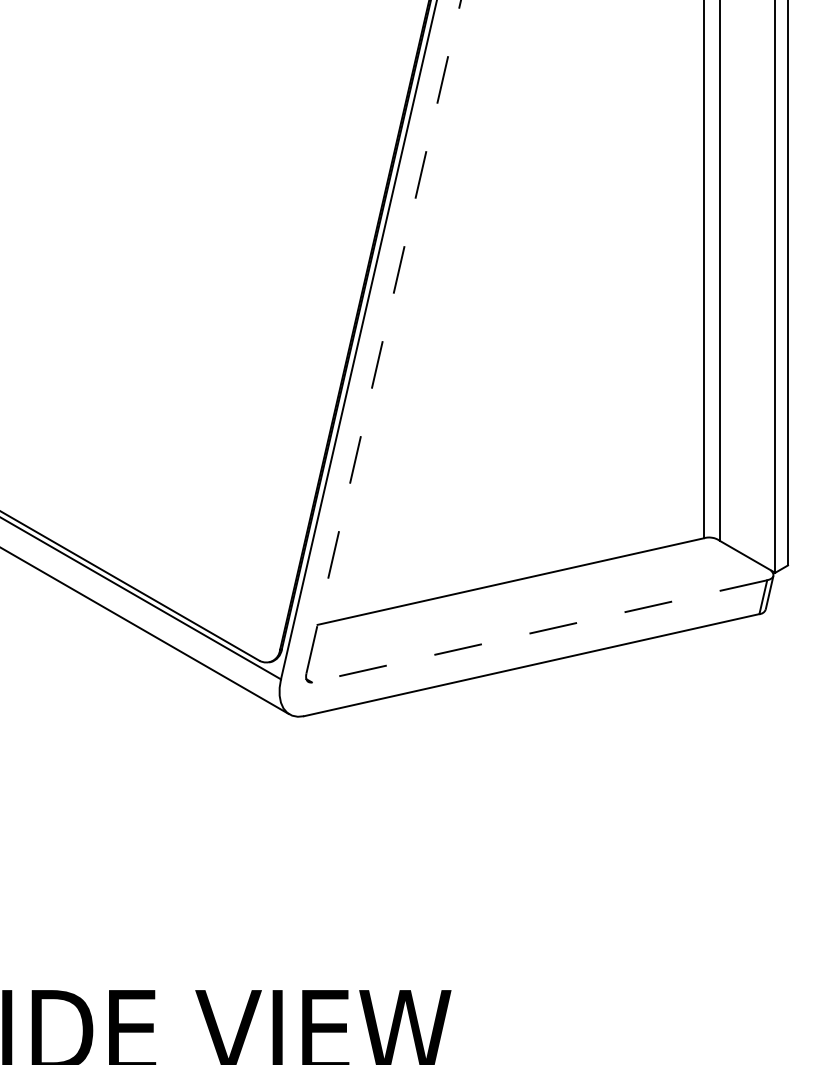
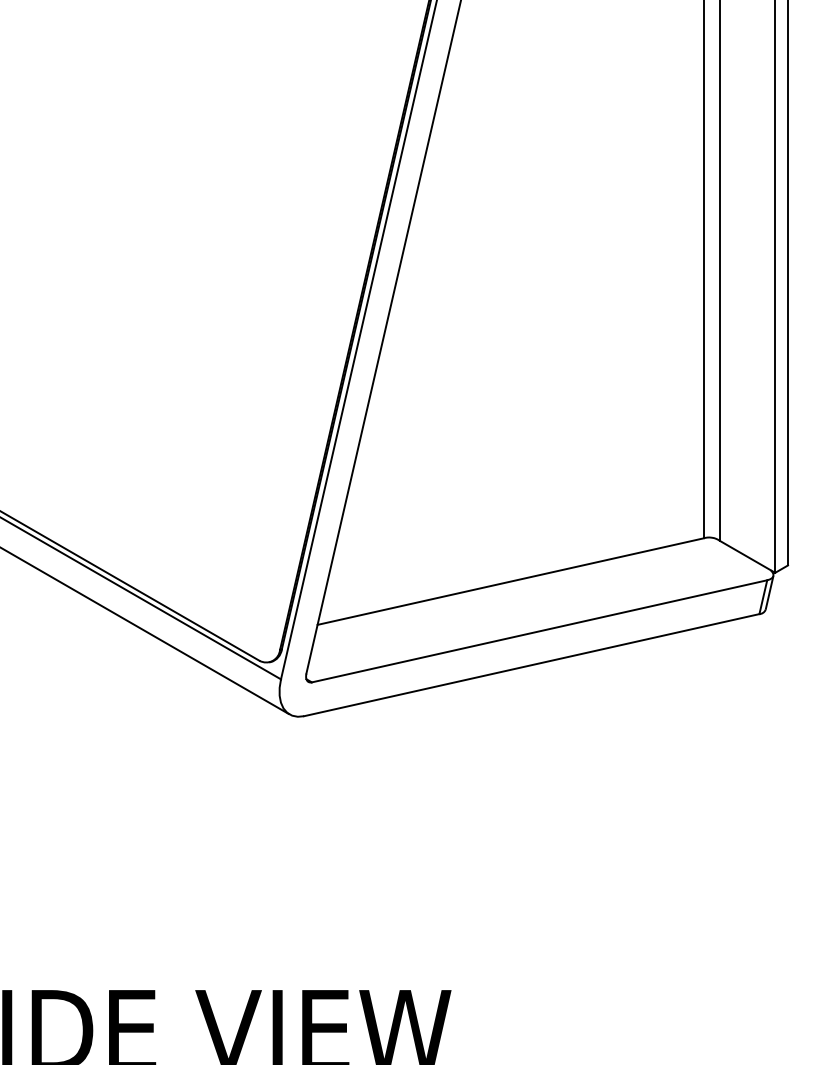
line: dashed -> solid (383, 336)
line: dashed -> solid (539, 631)
